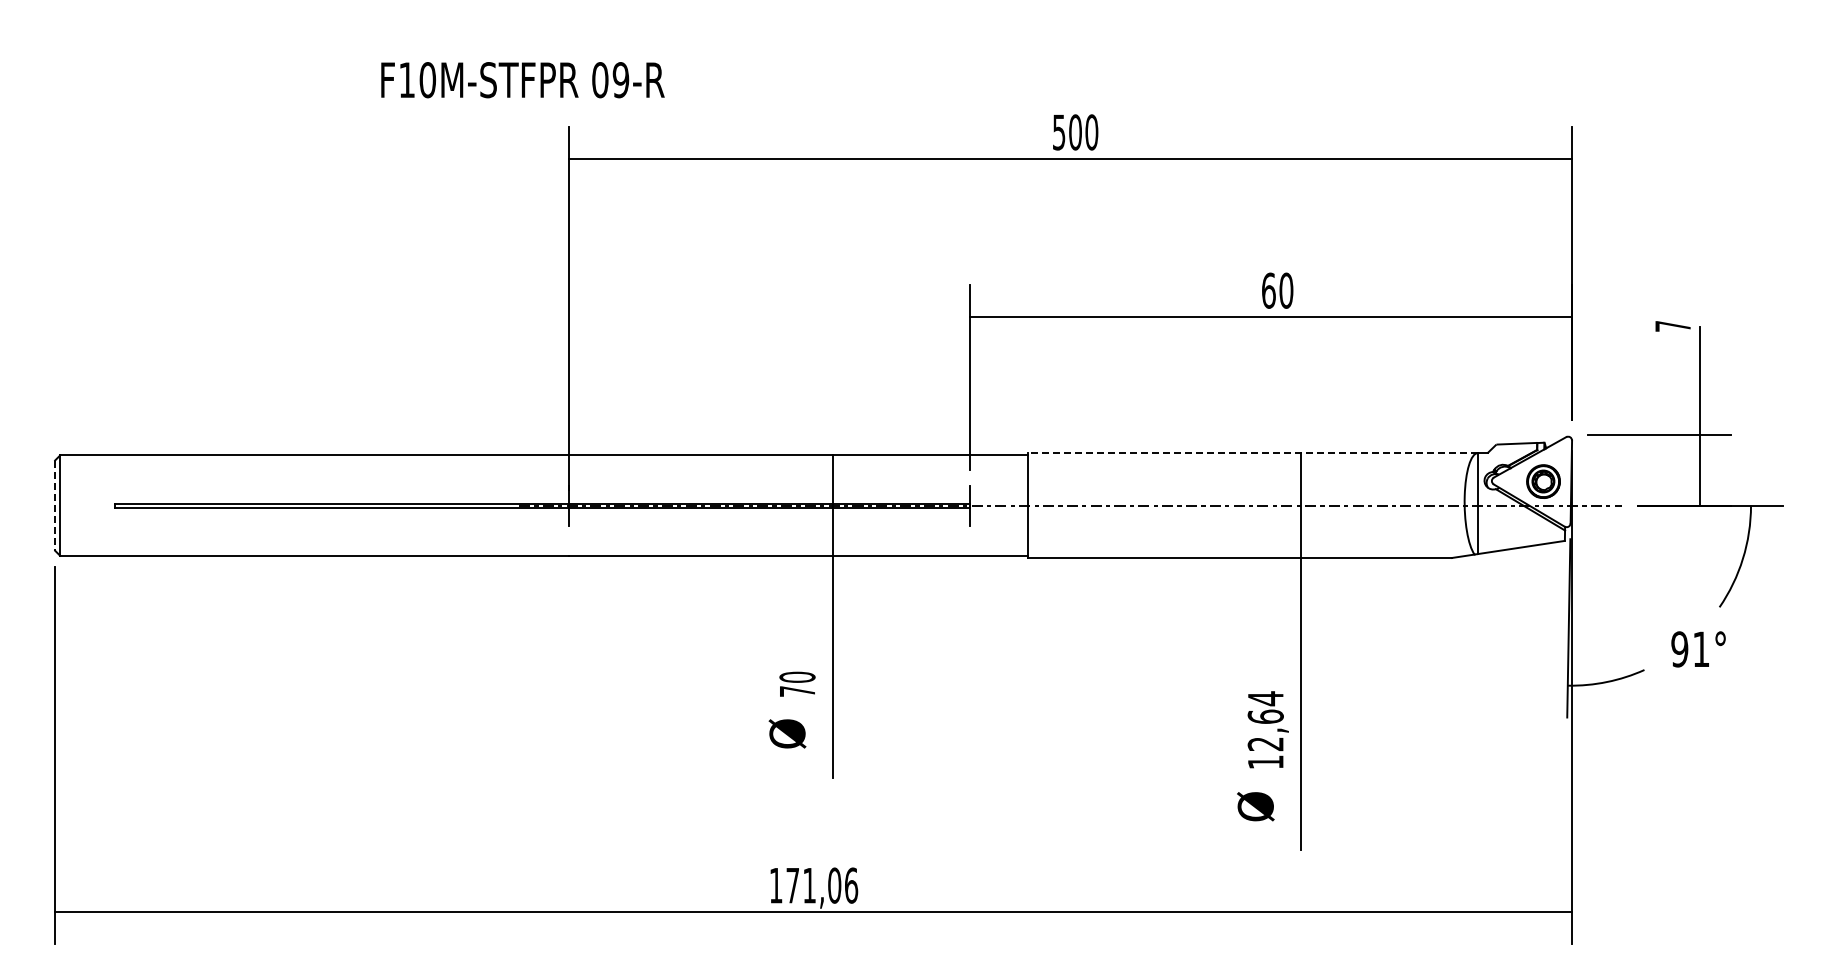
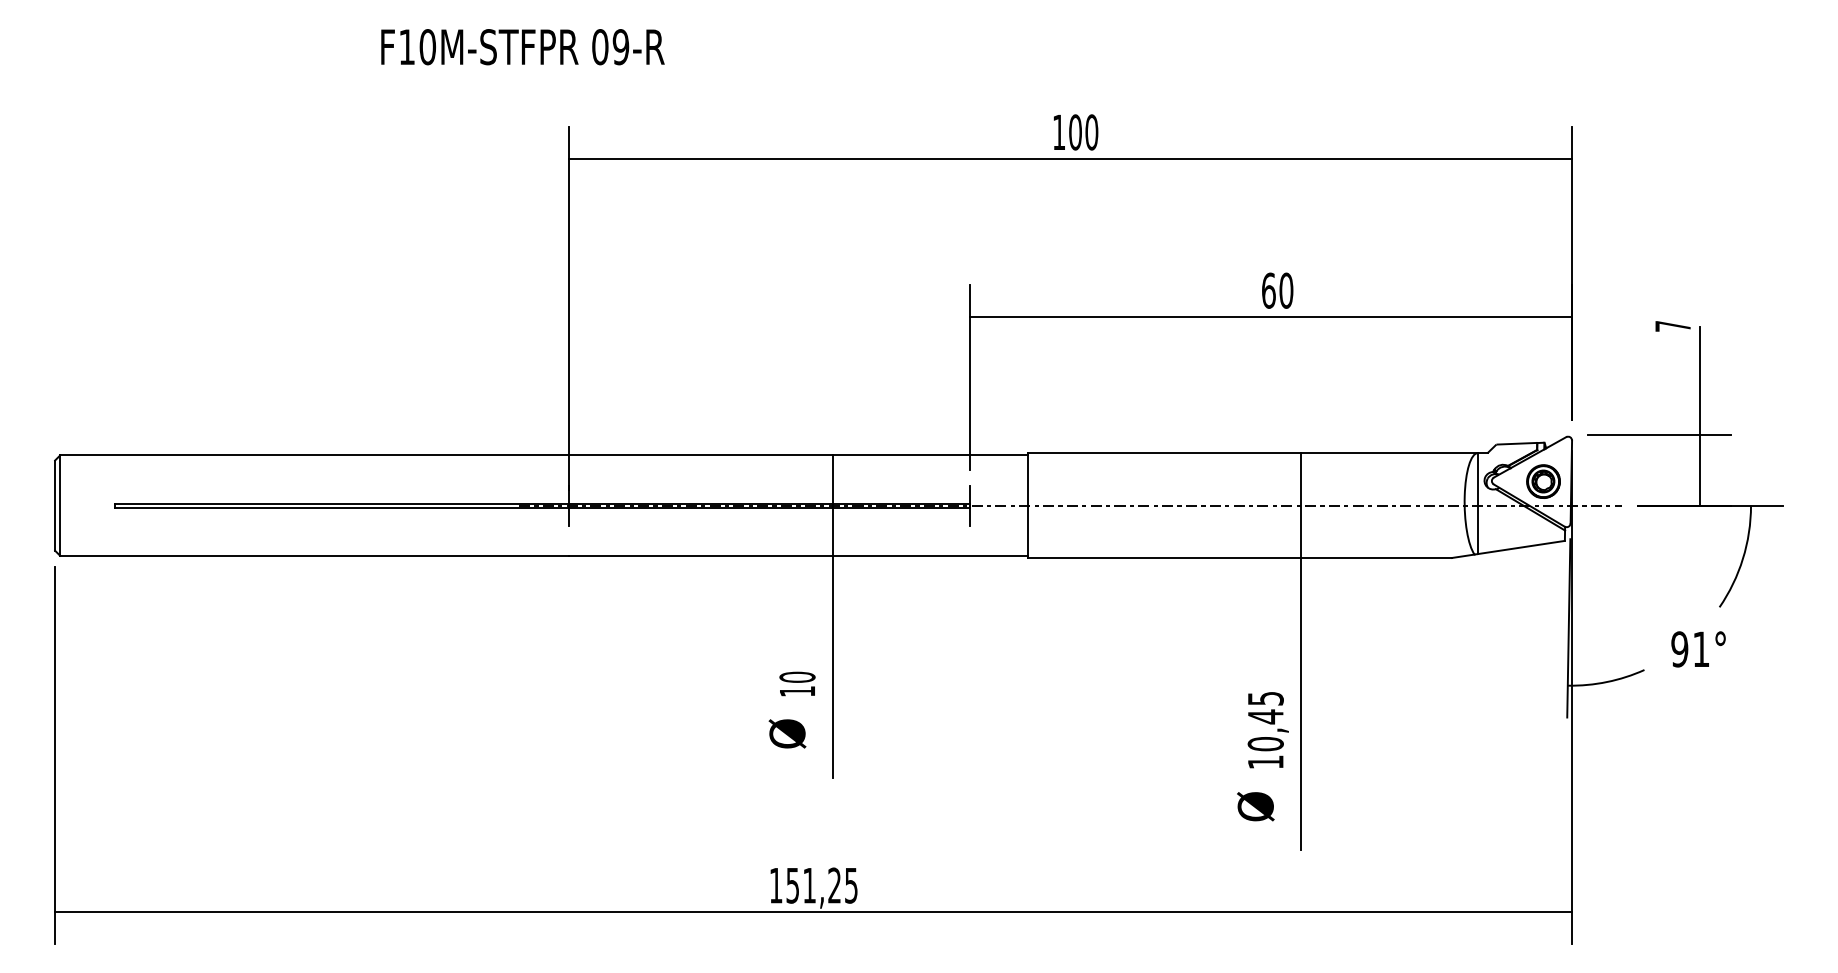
text position: (522, 80) -> (522, 47) (522, 47)
text: 500 -> 100 (1059, 132)
line: dashed -> solid (1252, 453)
line: dashed -> solid (55, 506)
text: 70 -> 10 (797, 691)
text: 12,64 -> 10,45 (1265, 721)
text: 171,06 -> 151,25 (822, 885)
